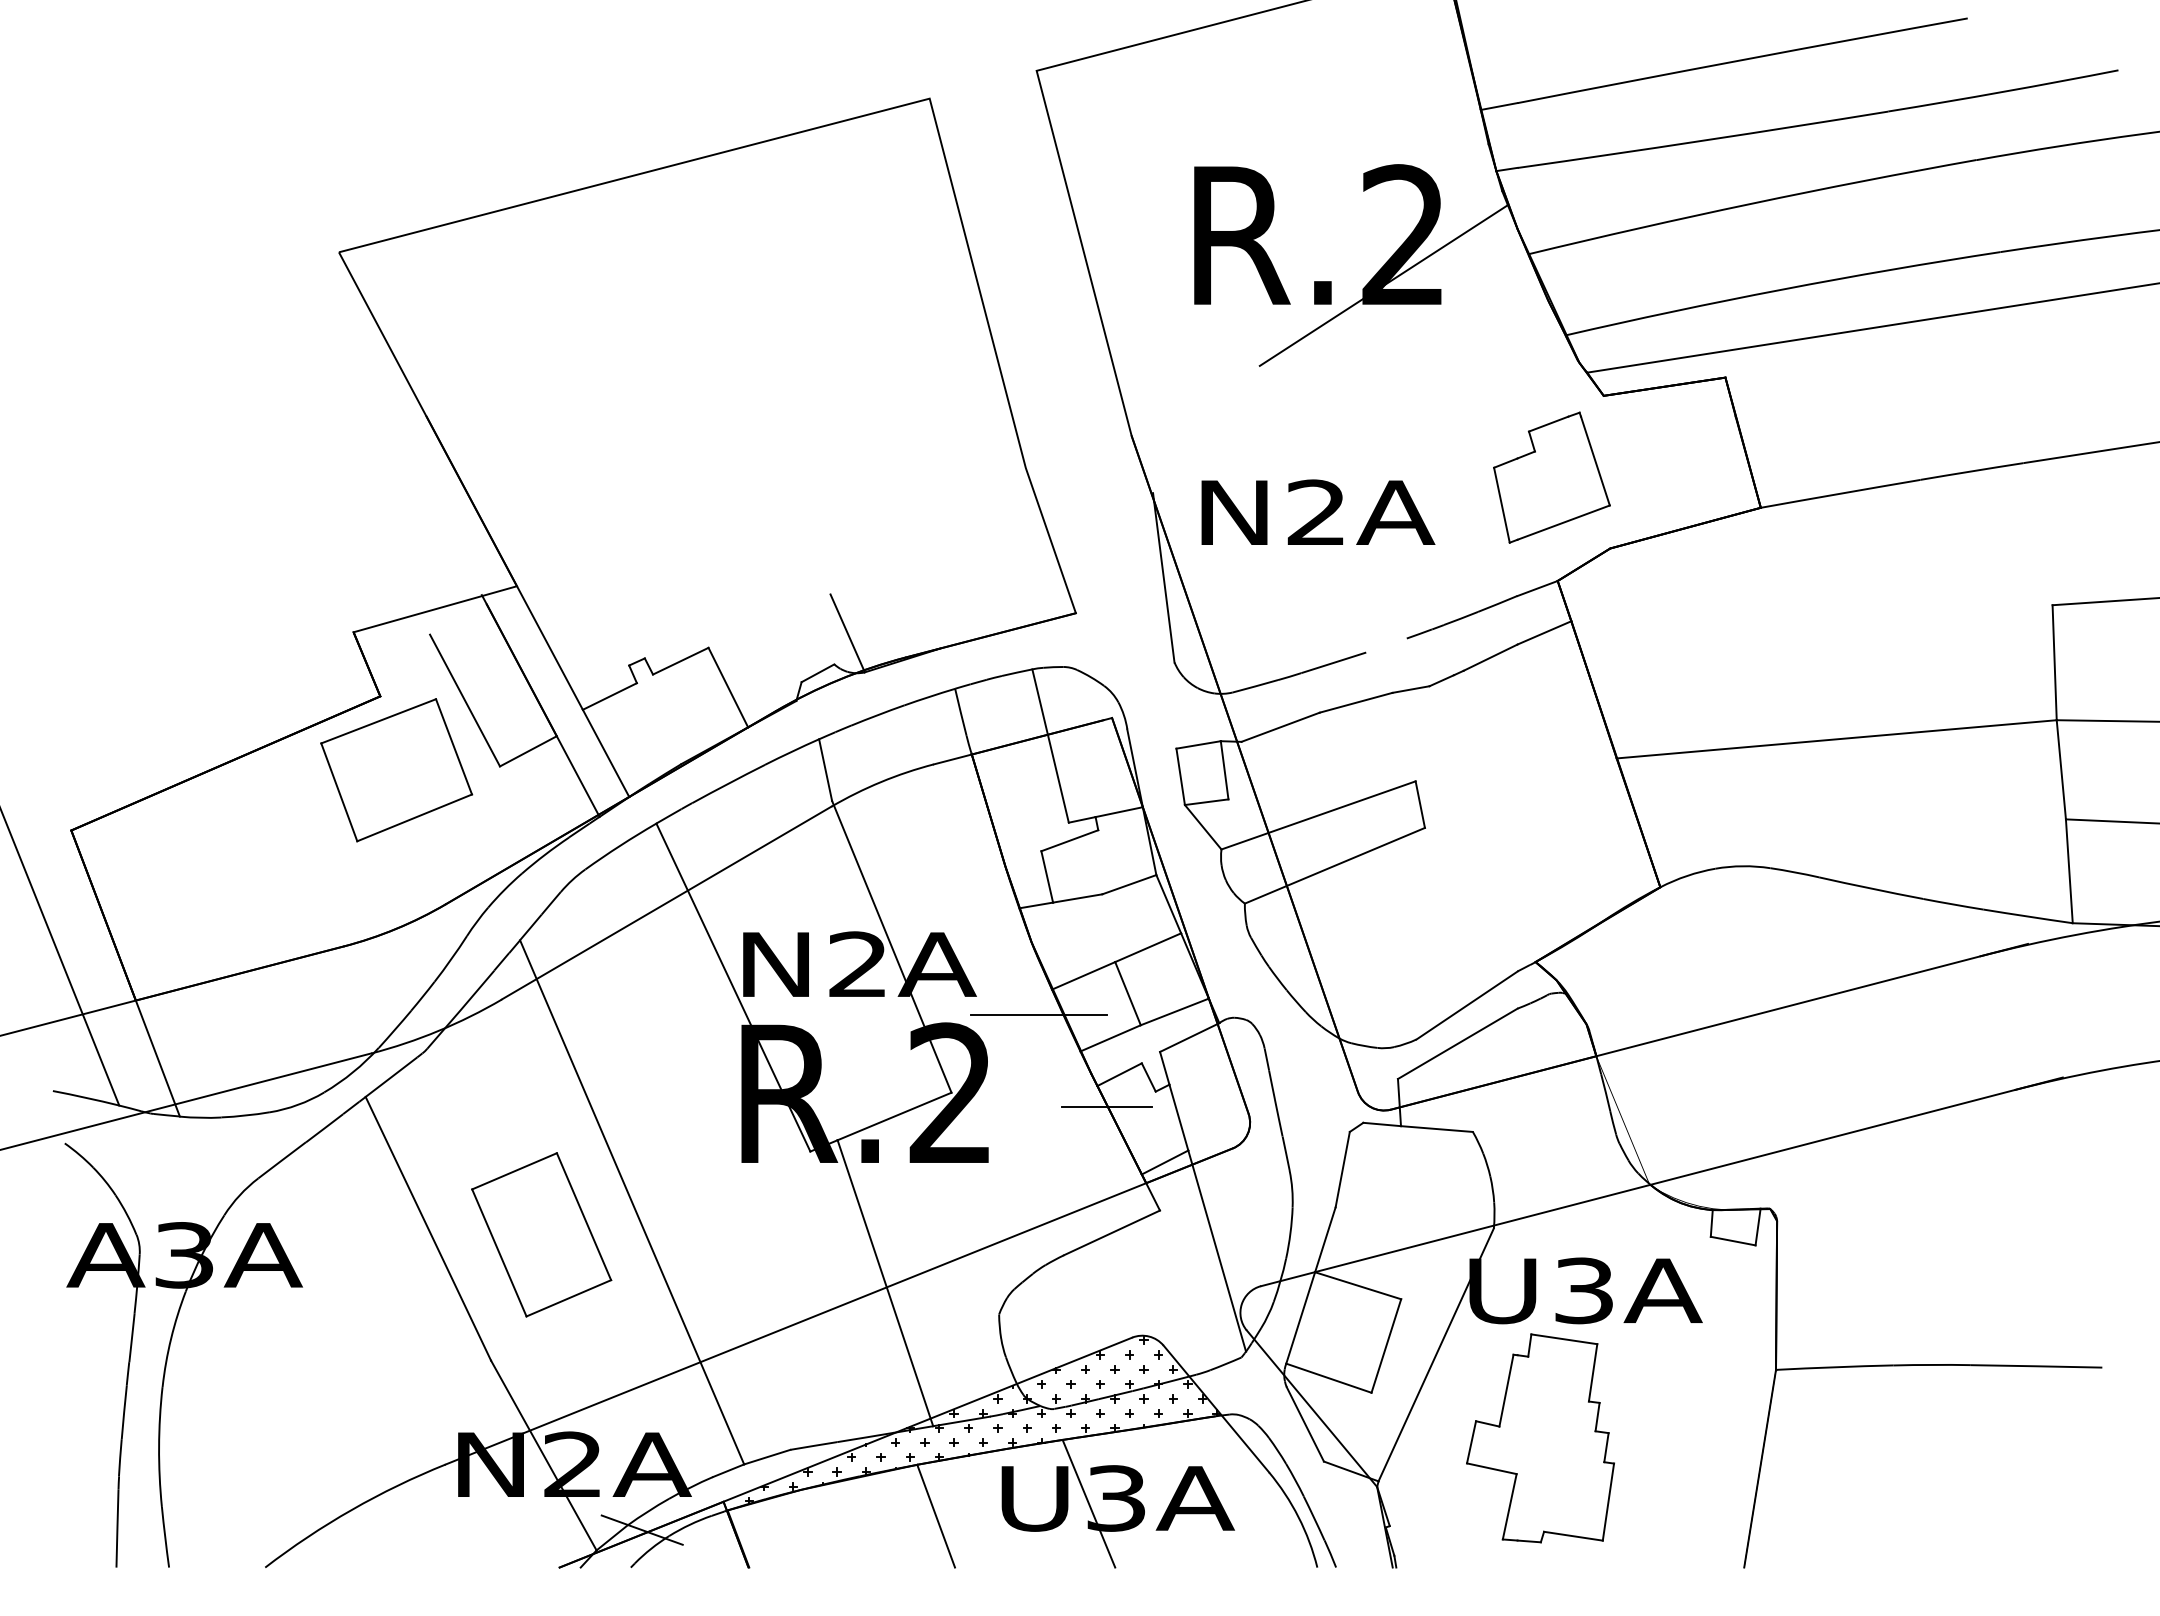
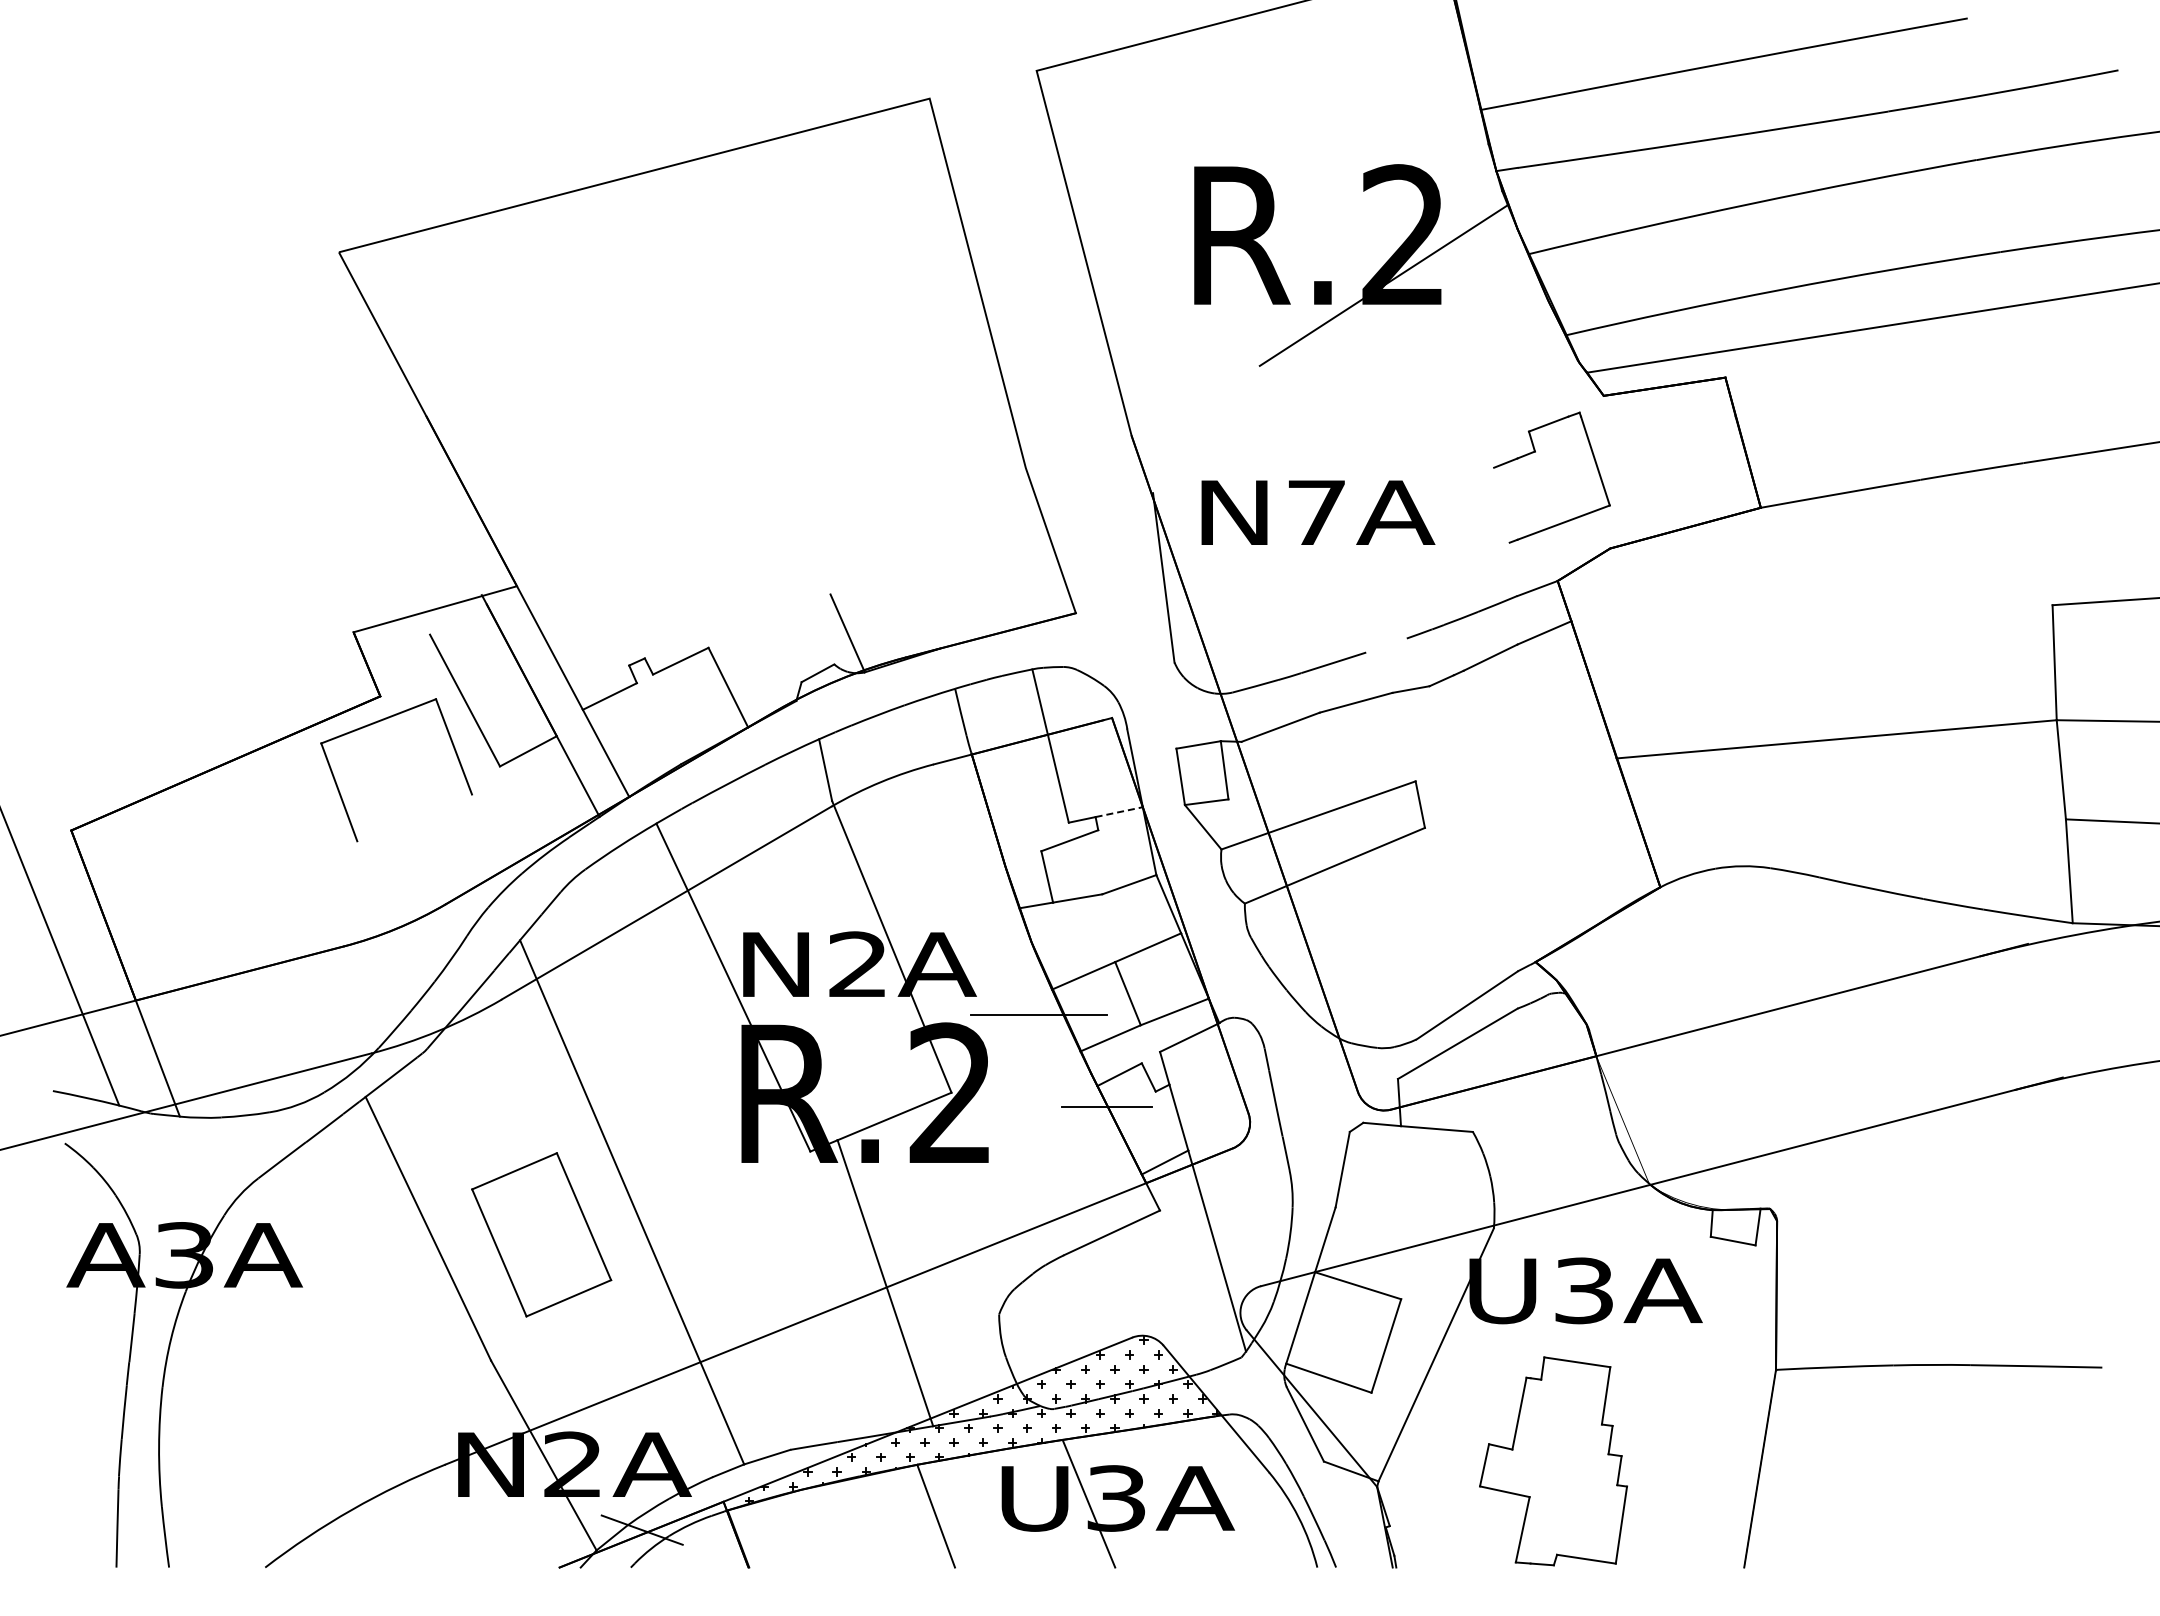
line: present -> none (1501, 504)
text: N2A -> N7A (1315, 511)
line: solid -> dashed (1119, 812)
line: present -> none (414, 817)
part position: (1540, 1438) -> (1553, 1461) (1553, 1461)
